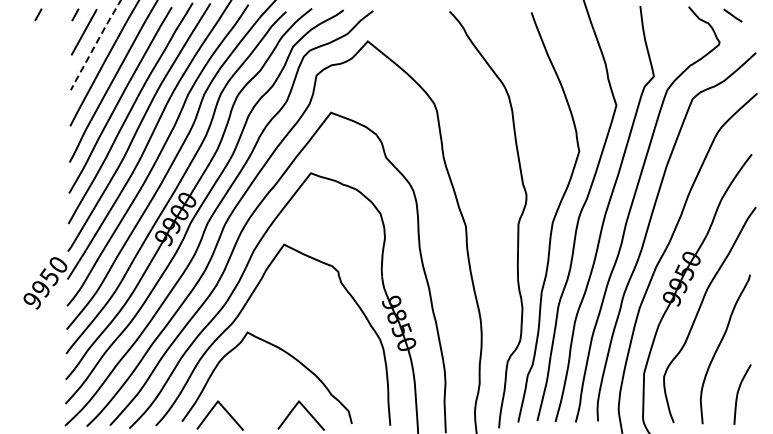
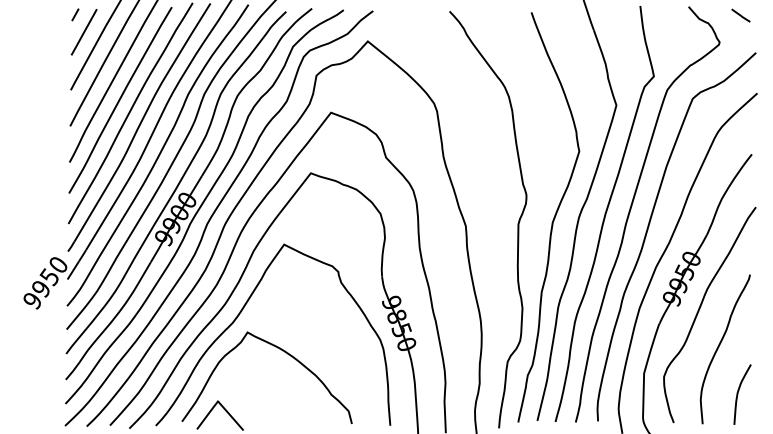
line: present -> none (38, 14)
line position: (732, 15) -> (740, 15) (740, 15)
line: dashed -> solid (95, 45)
curve: present -> none (305, 410)
